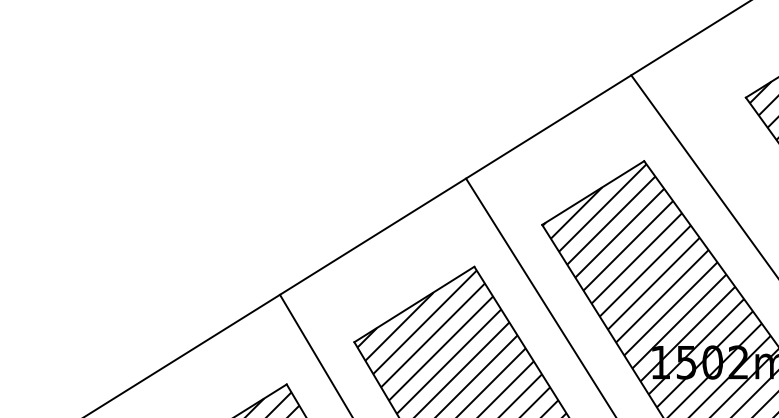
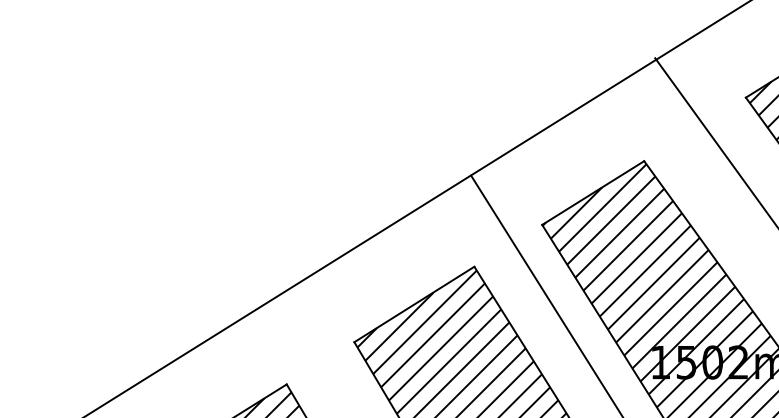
line position: (703, 174) -> (715, 141) (715, 141)
line position: (540, 296) -> (546, 294) (546, 294)
line: present -> none (314, 354)
